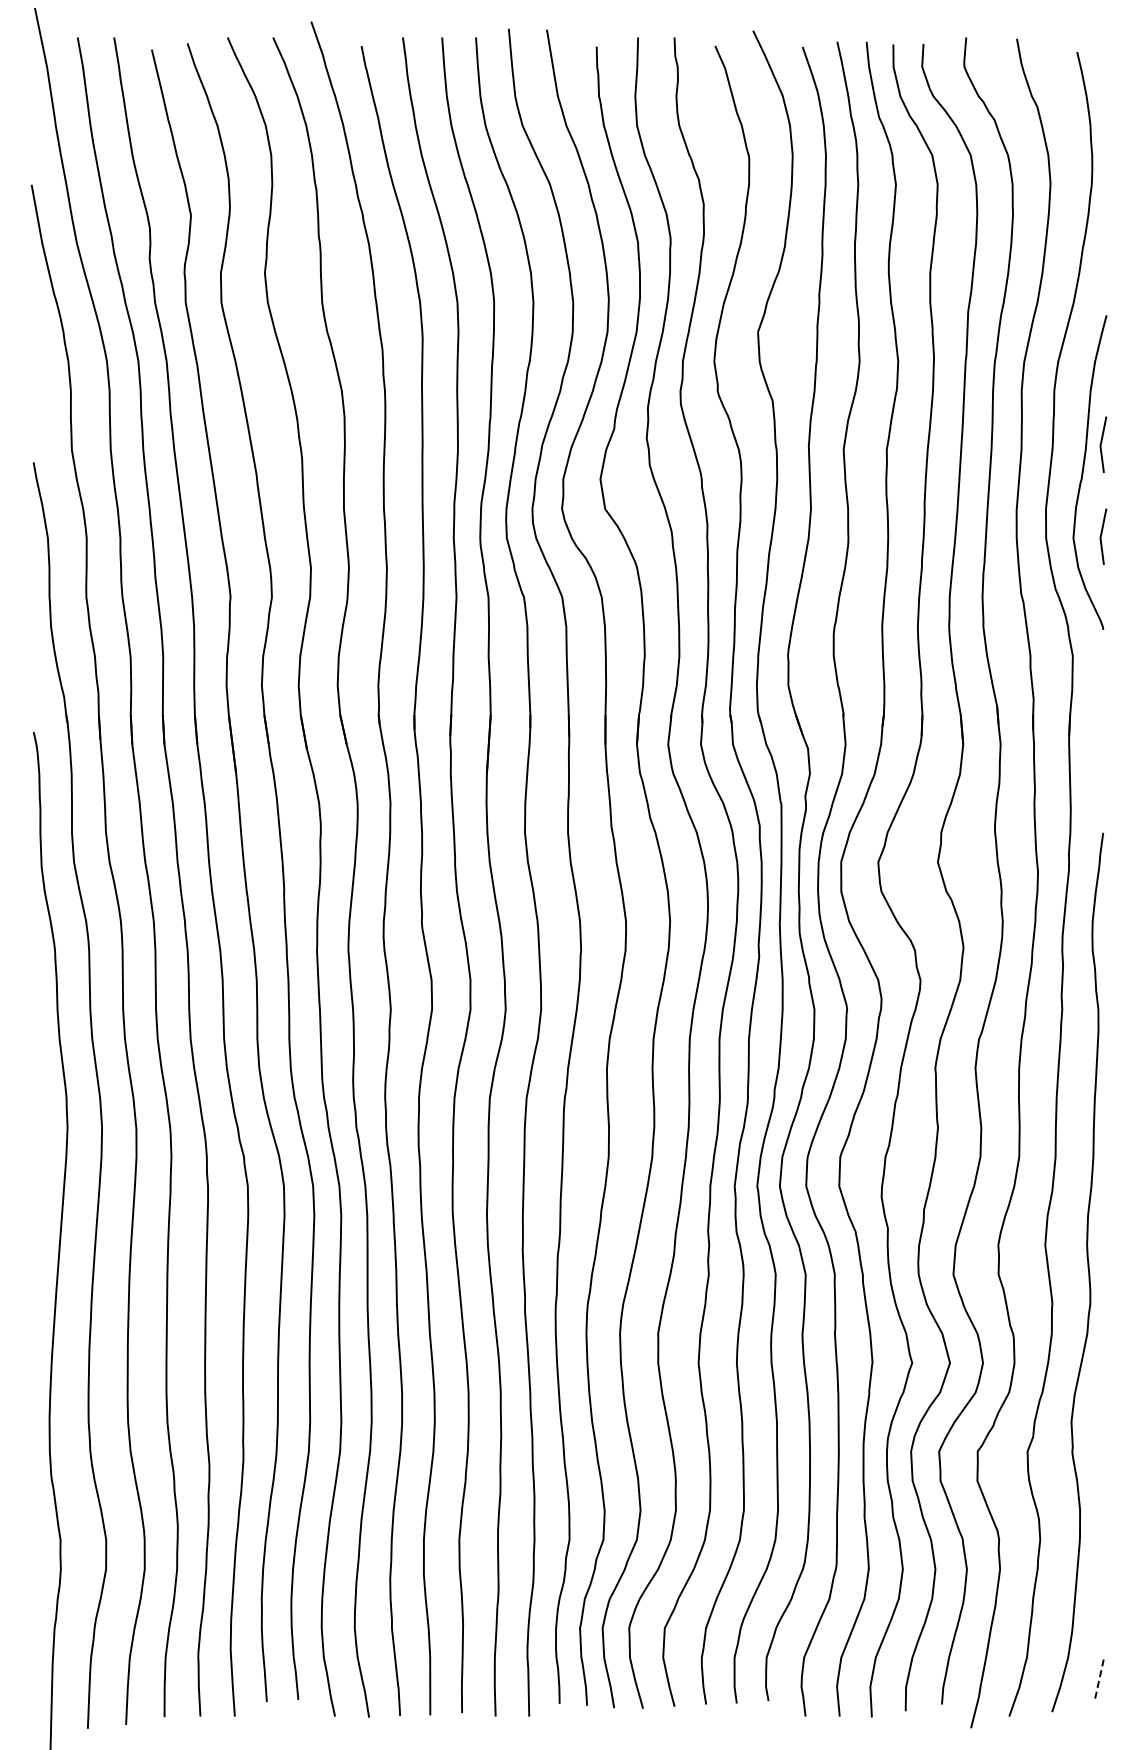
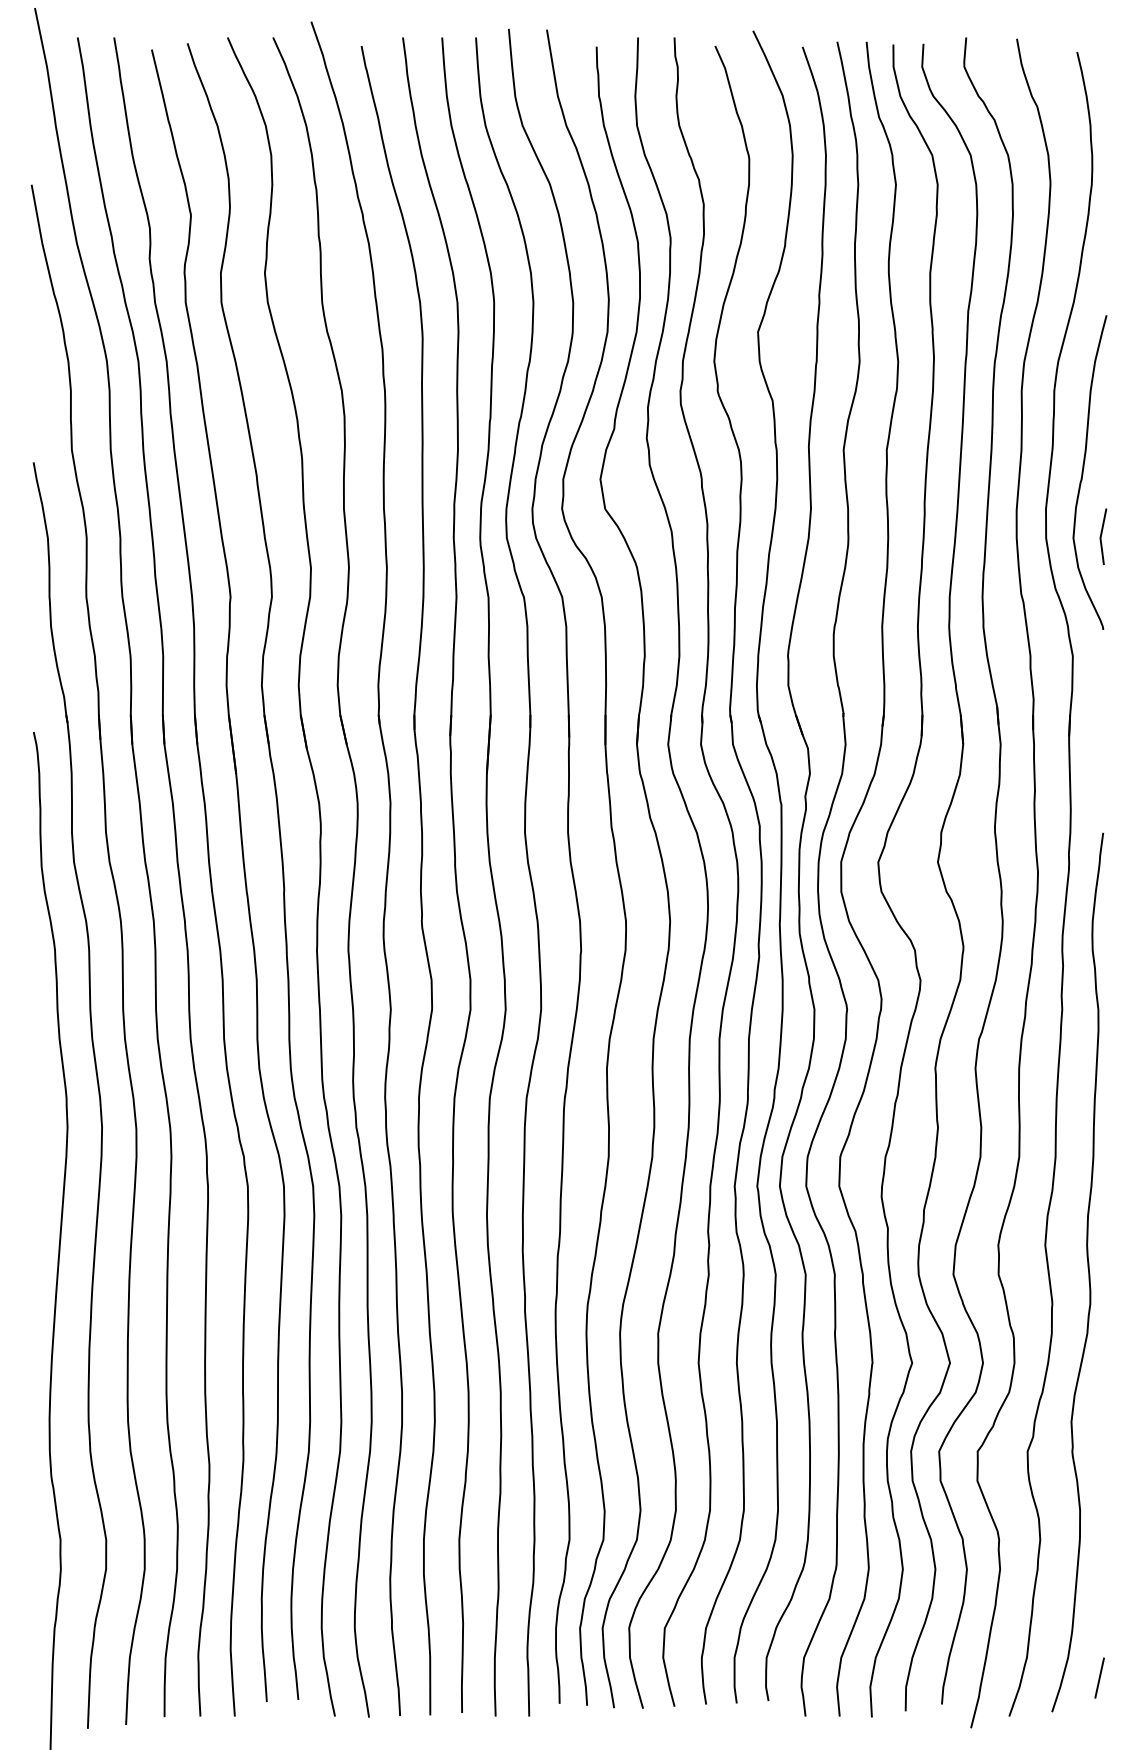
line: present -> none (1101, 444)
line: dashed -> solid (1099, 1678)
